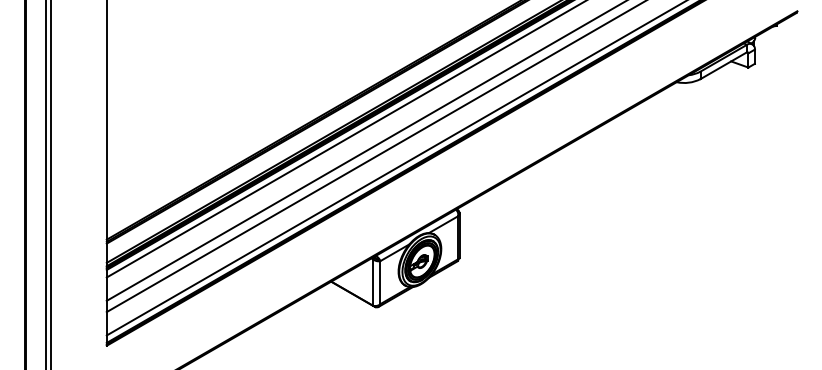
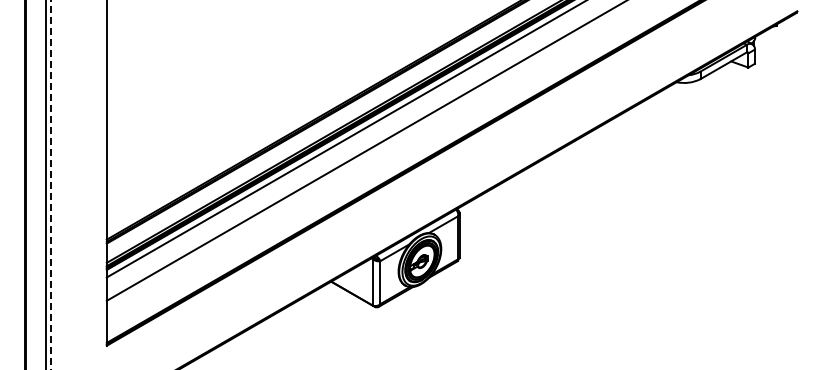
line: present -> none (374, 157)
line: present -> none (395, 168)
line: solid -> dashed (51, 184)
